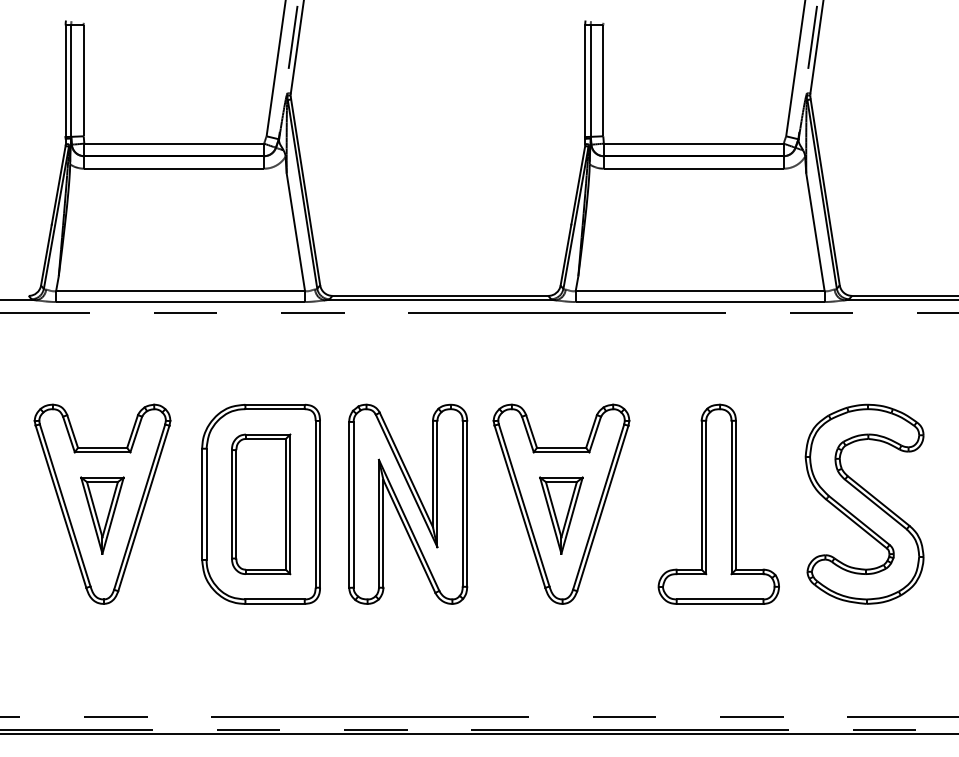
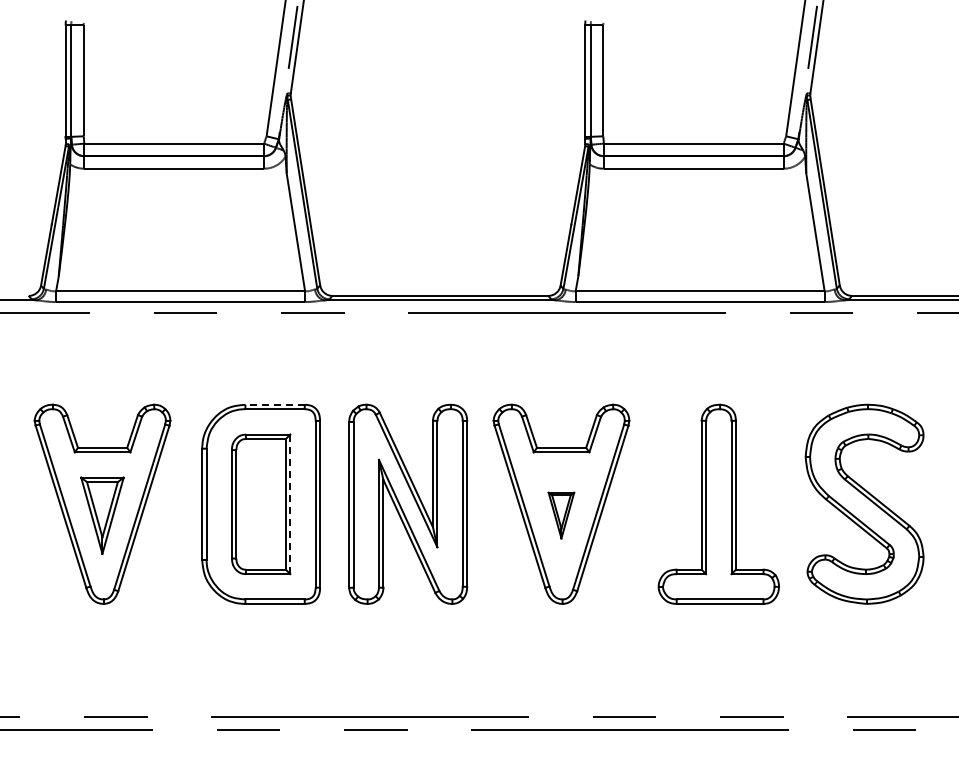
line: solid -> dashed (275, 404)
line: solid -> dashed (290, 504)
part size: 45x79 px -> 29x49 px (561, 515)
line: present -> none (478, 734)
